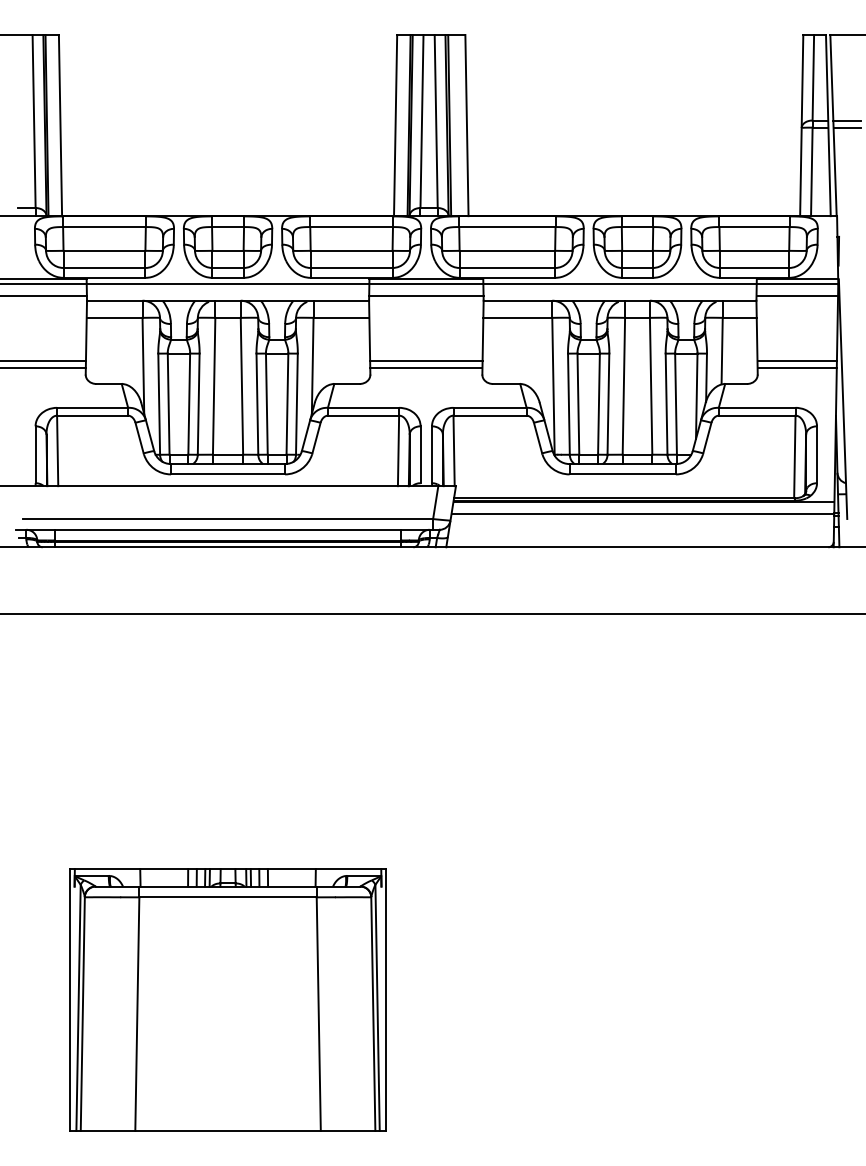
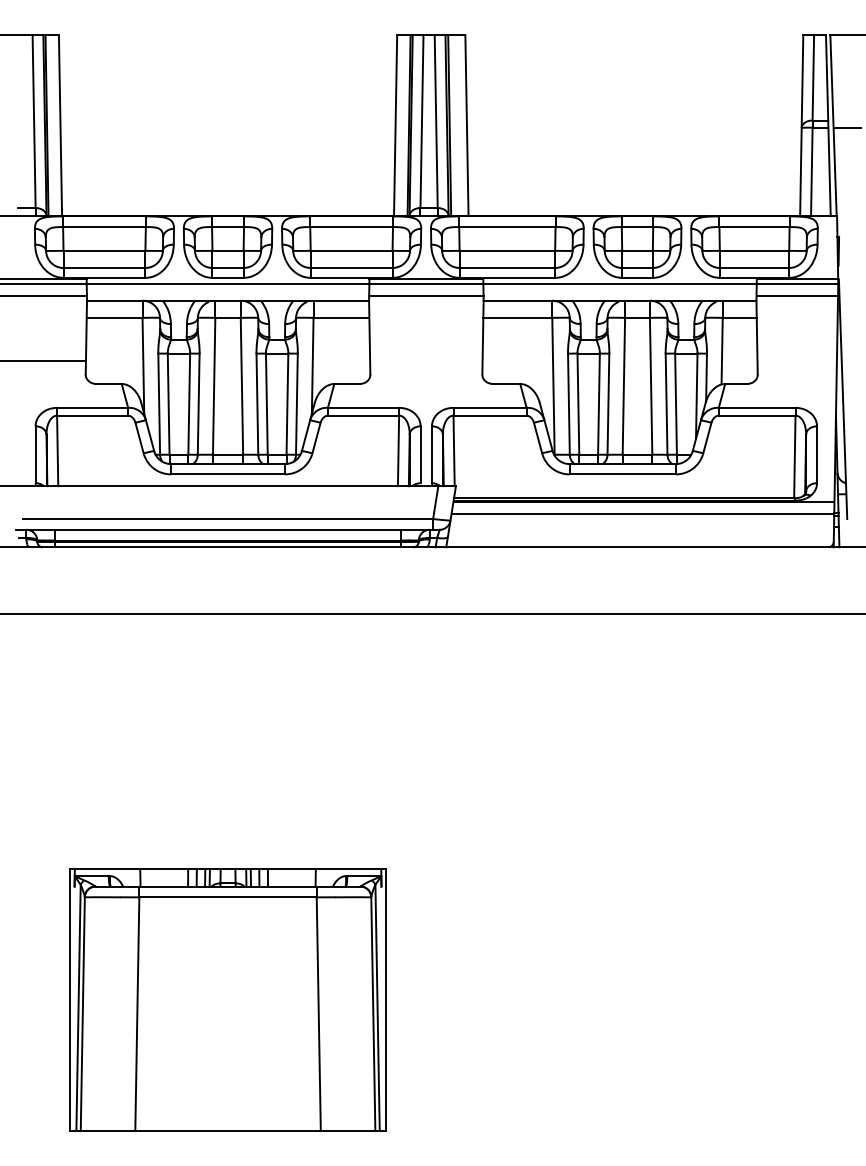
line: present -> none (847, 120)
line: present -> none (426, 361)
line: present -> none (796, 361)
line: present -> none (43, 368)
line: present -> none (426, 368)
line: present -> none (796, 368)
